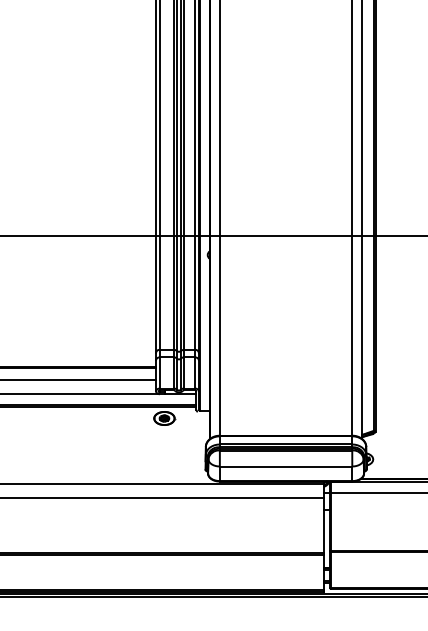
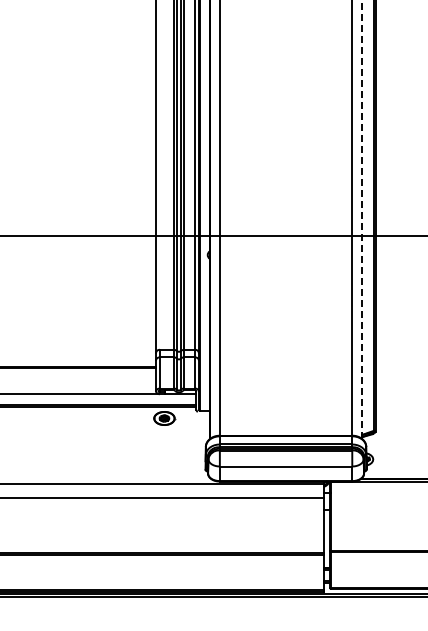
line: present -> none (159, 175)
line: solid -> dashed (362, 219)
line: present -> none (79, 379)
line: present -> none (377, 492)
